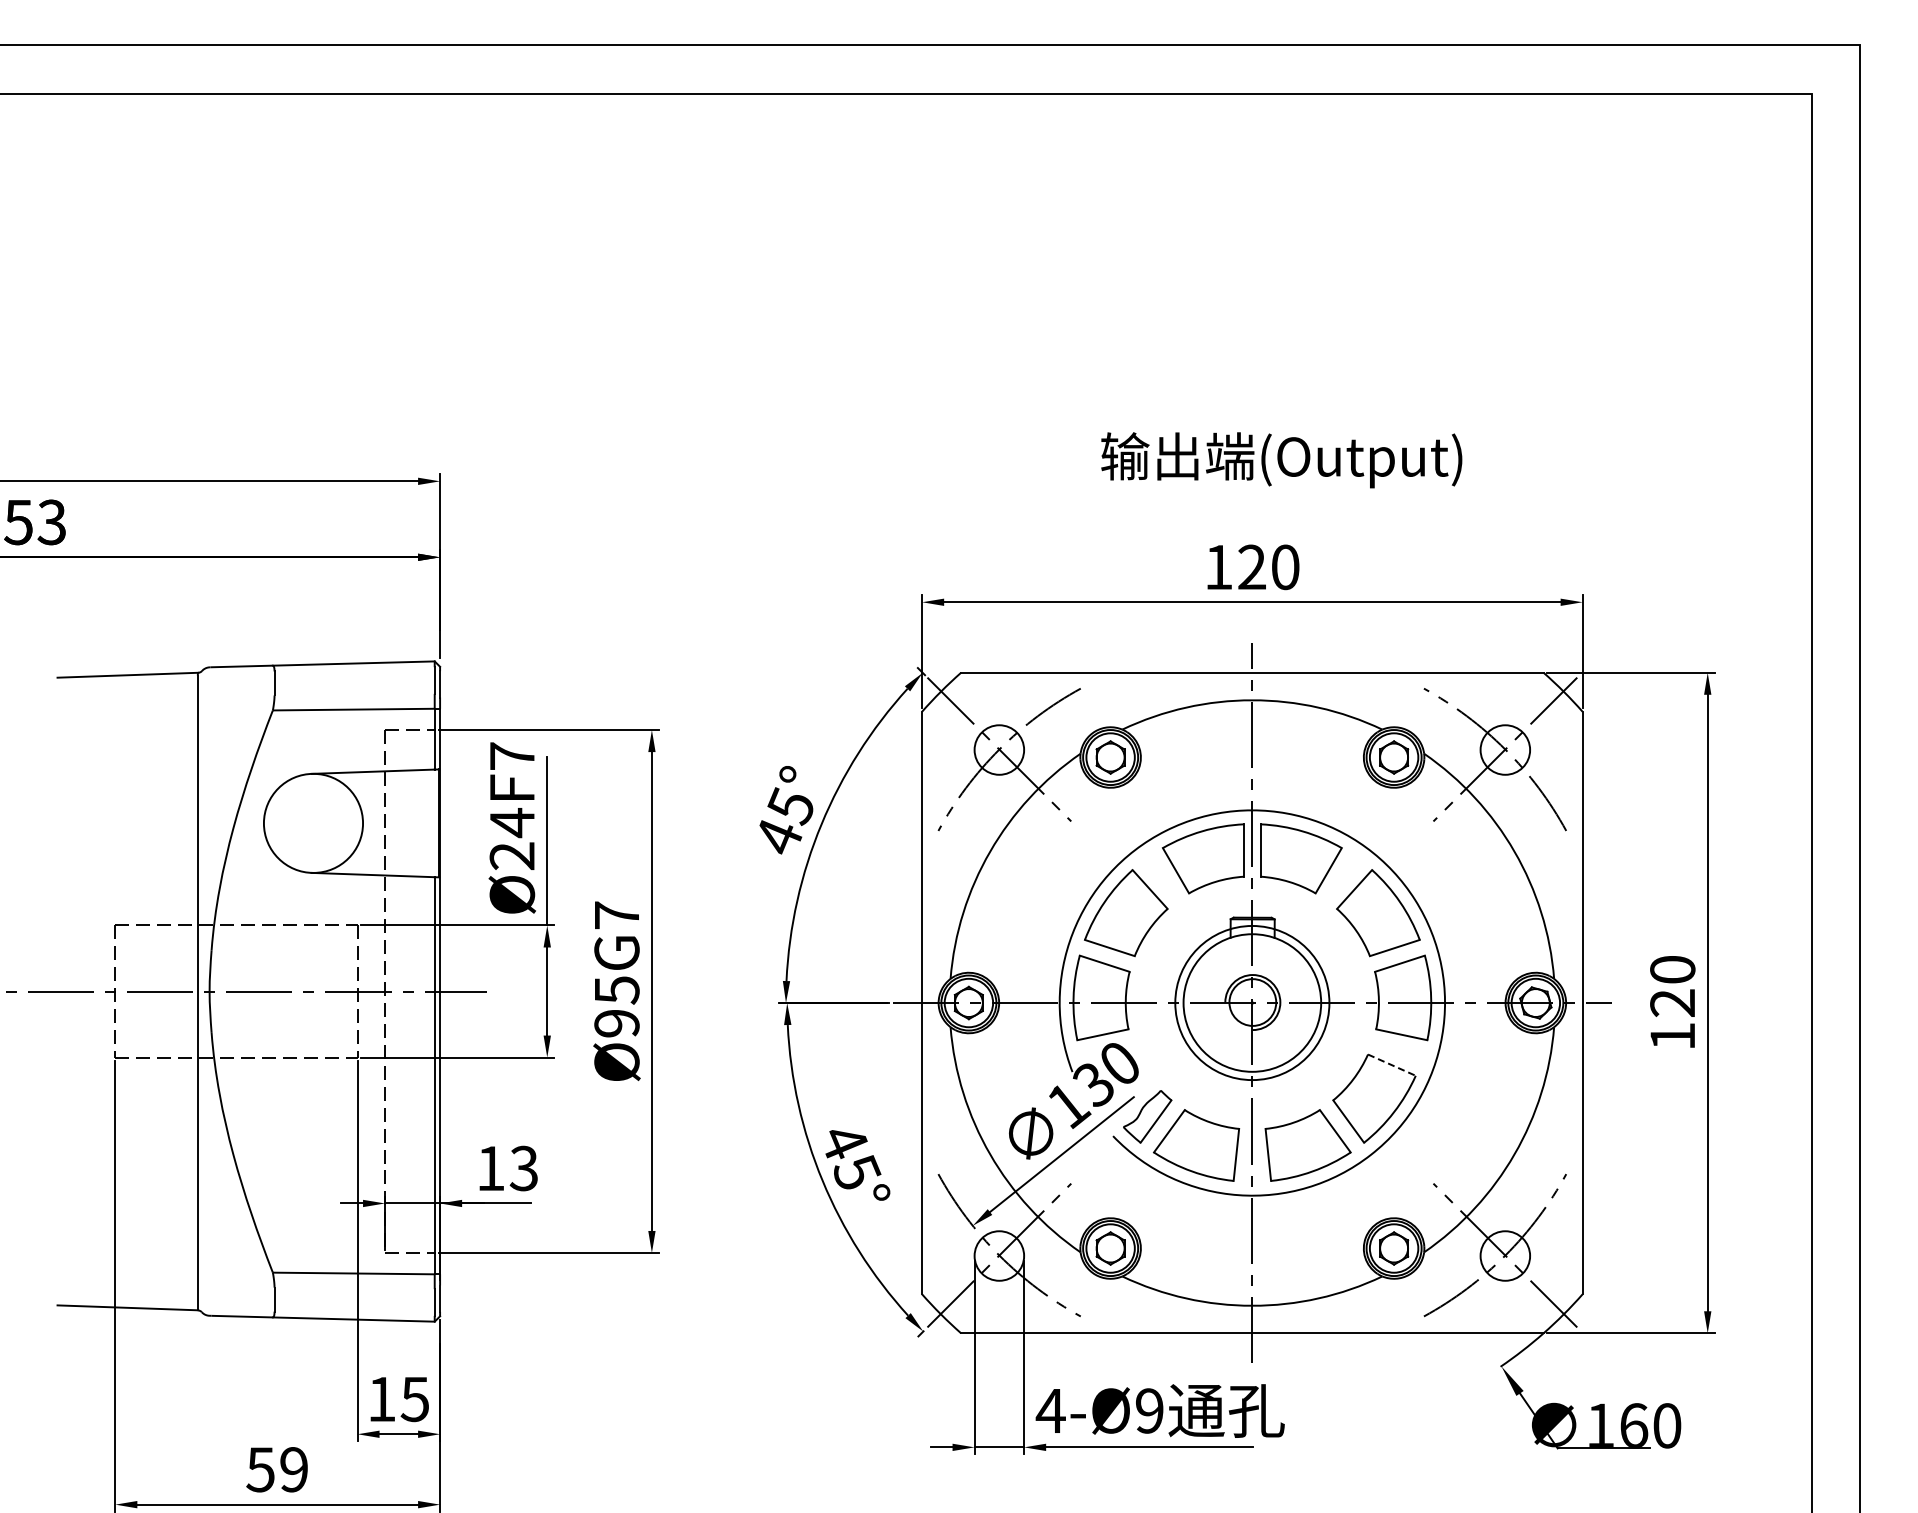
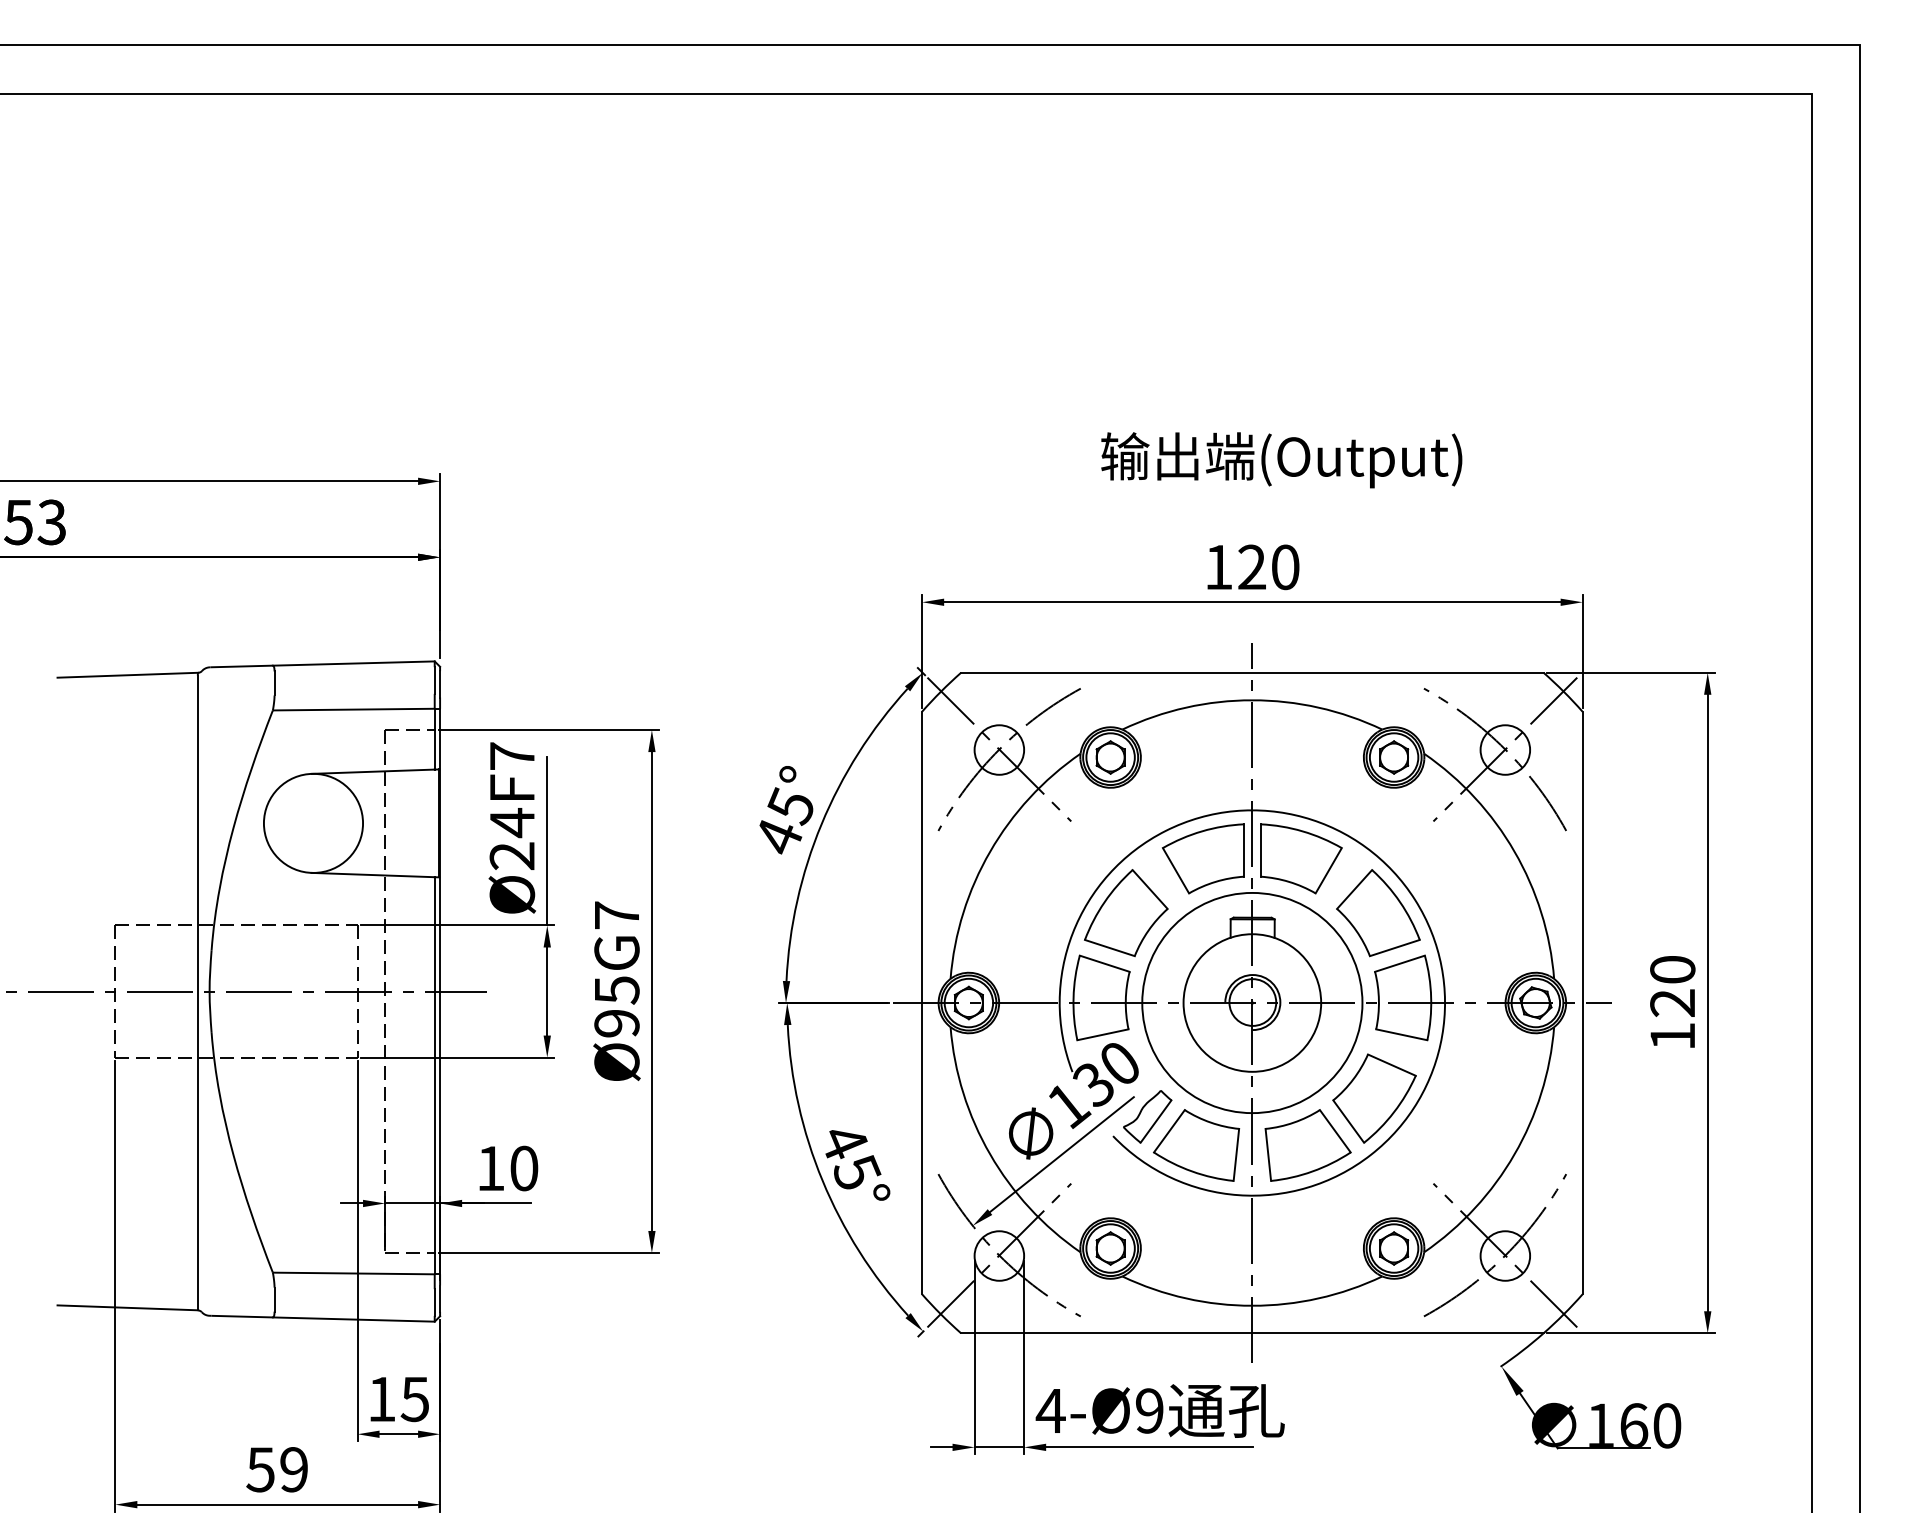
circle diameter: 154 px -> 220 px (1252, 1002)
line: dashed -> solid (1392, 1065)
text: 13 -> 10 (523, 1168)
